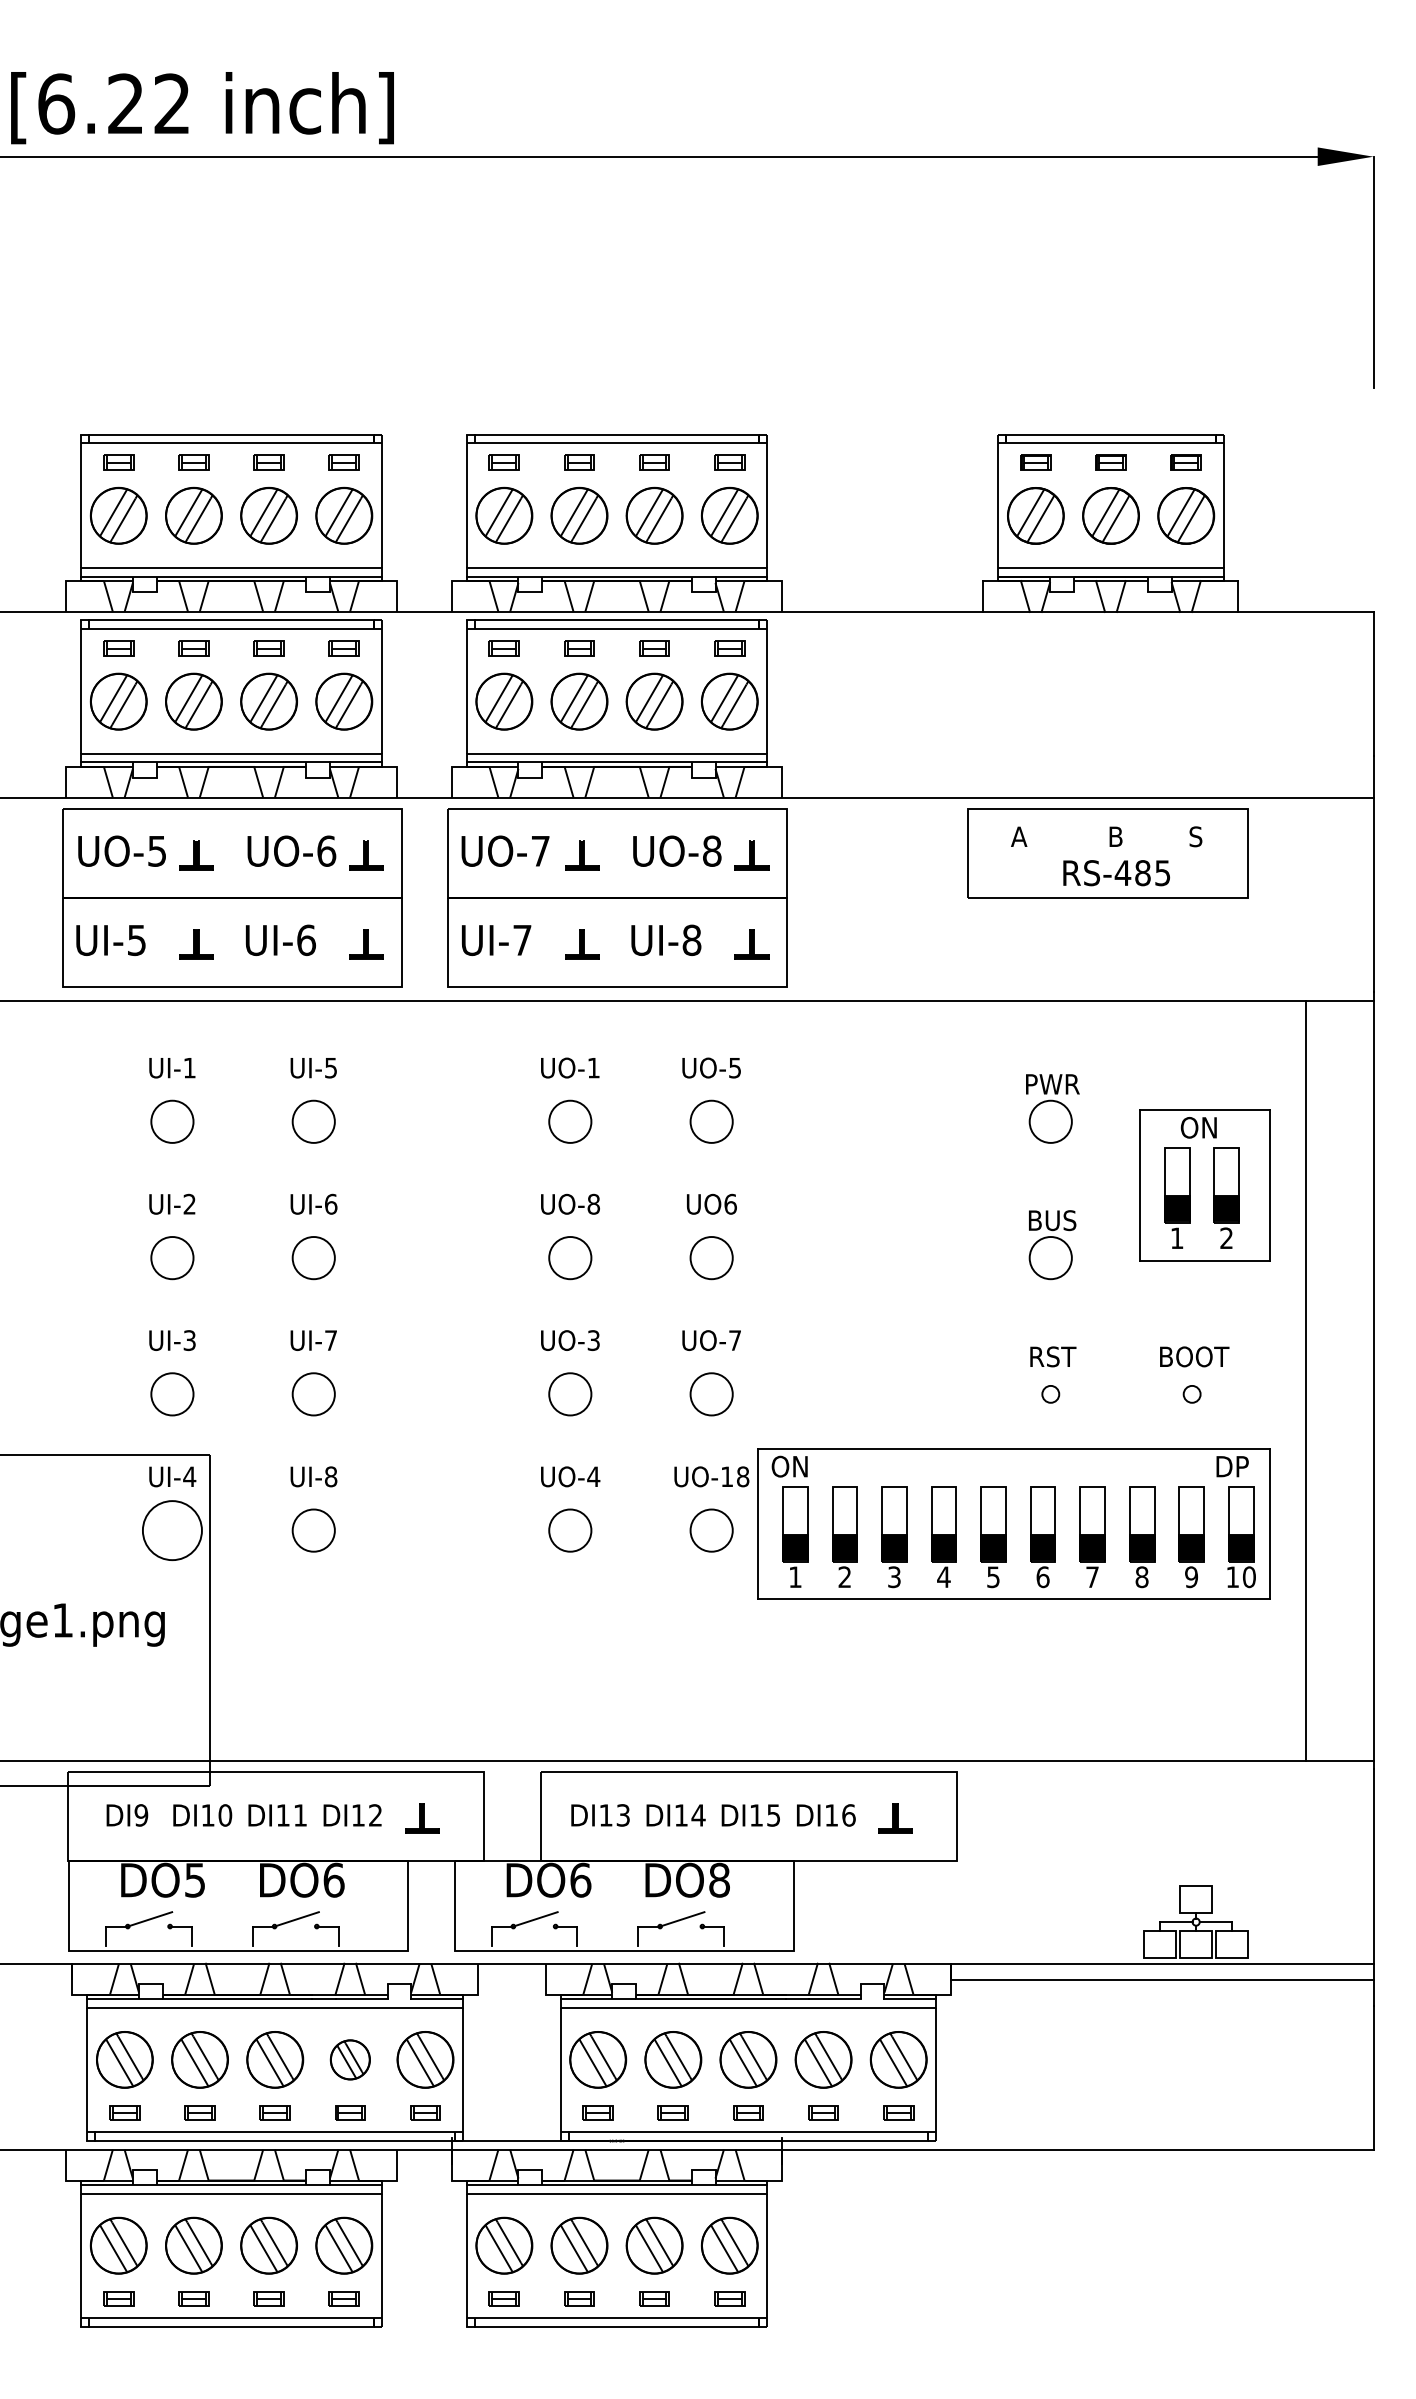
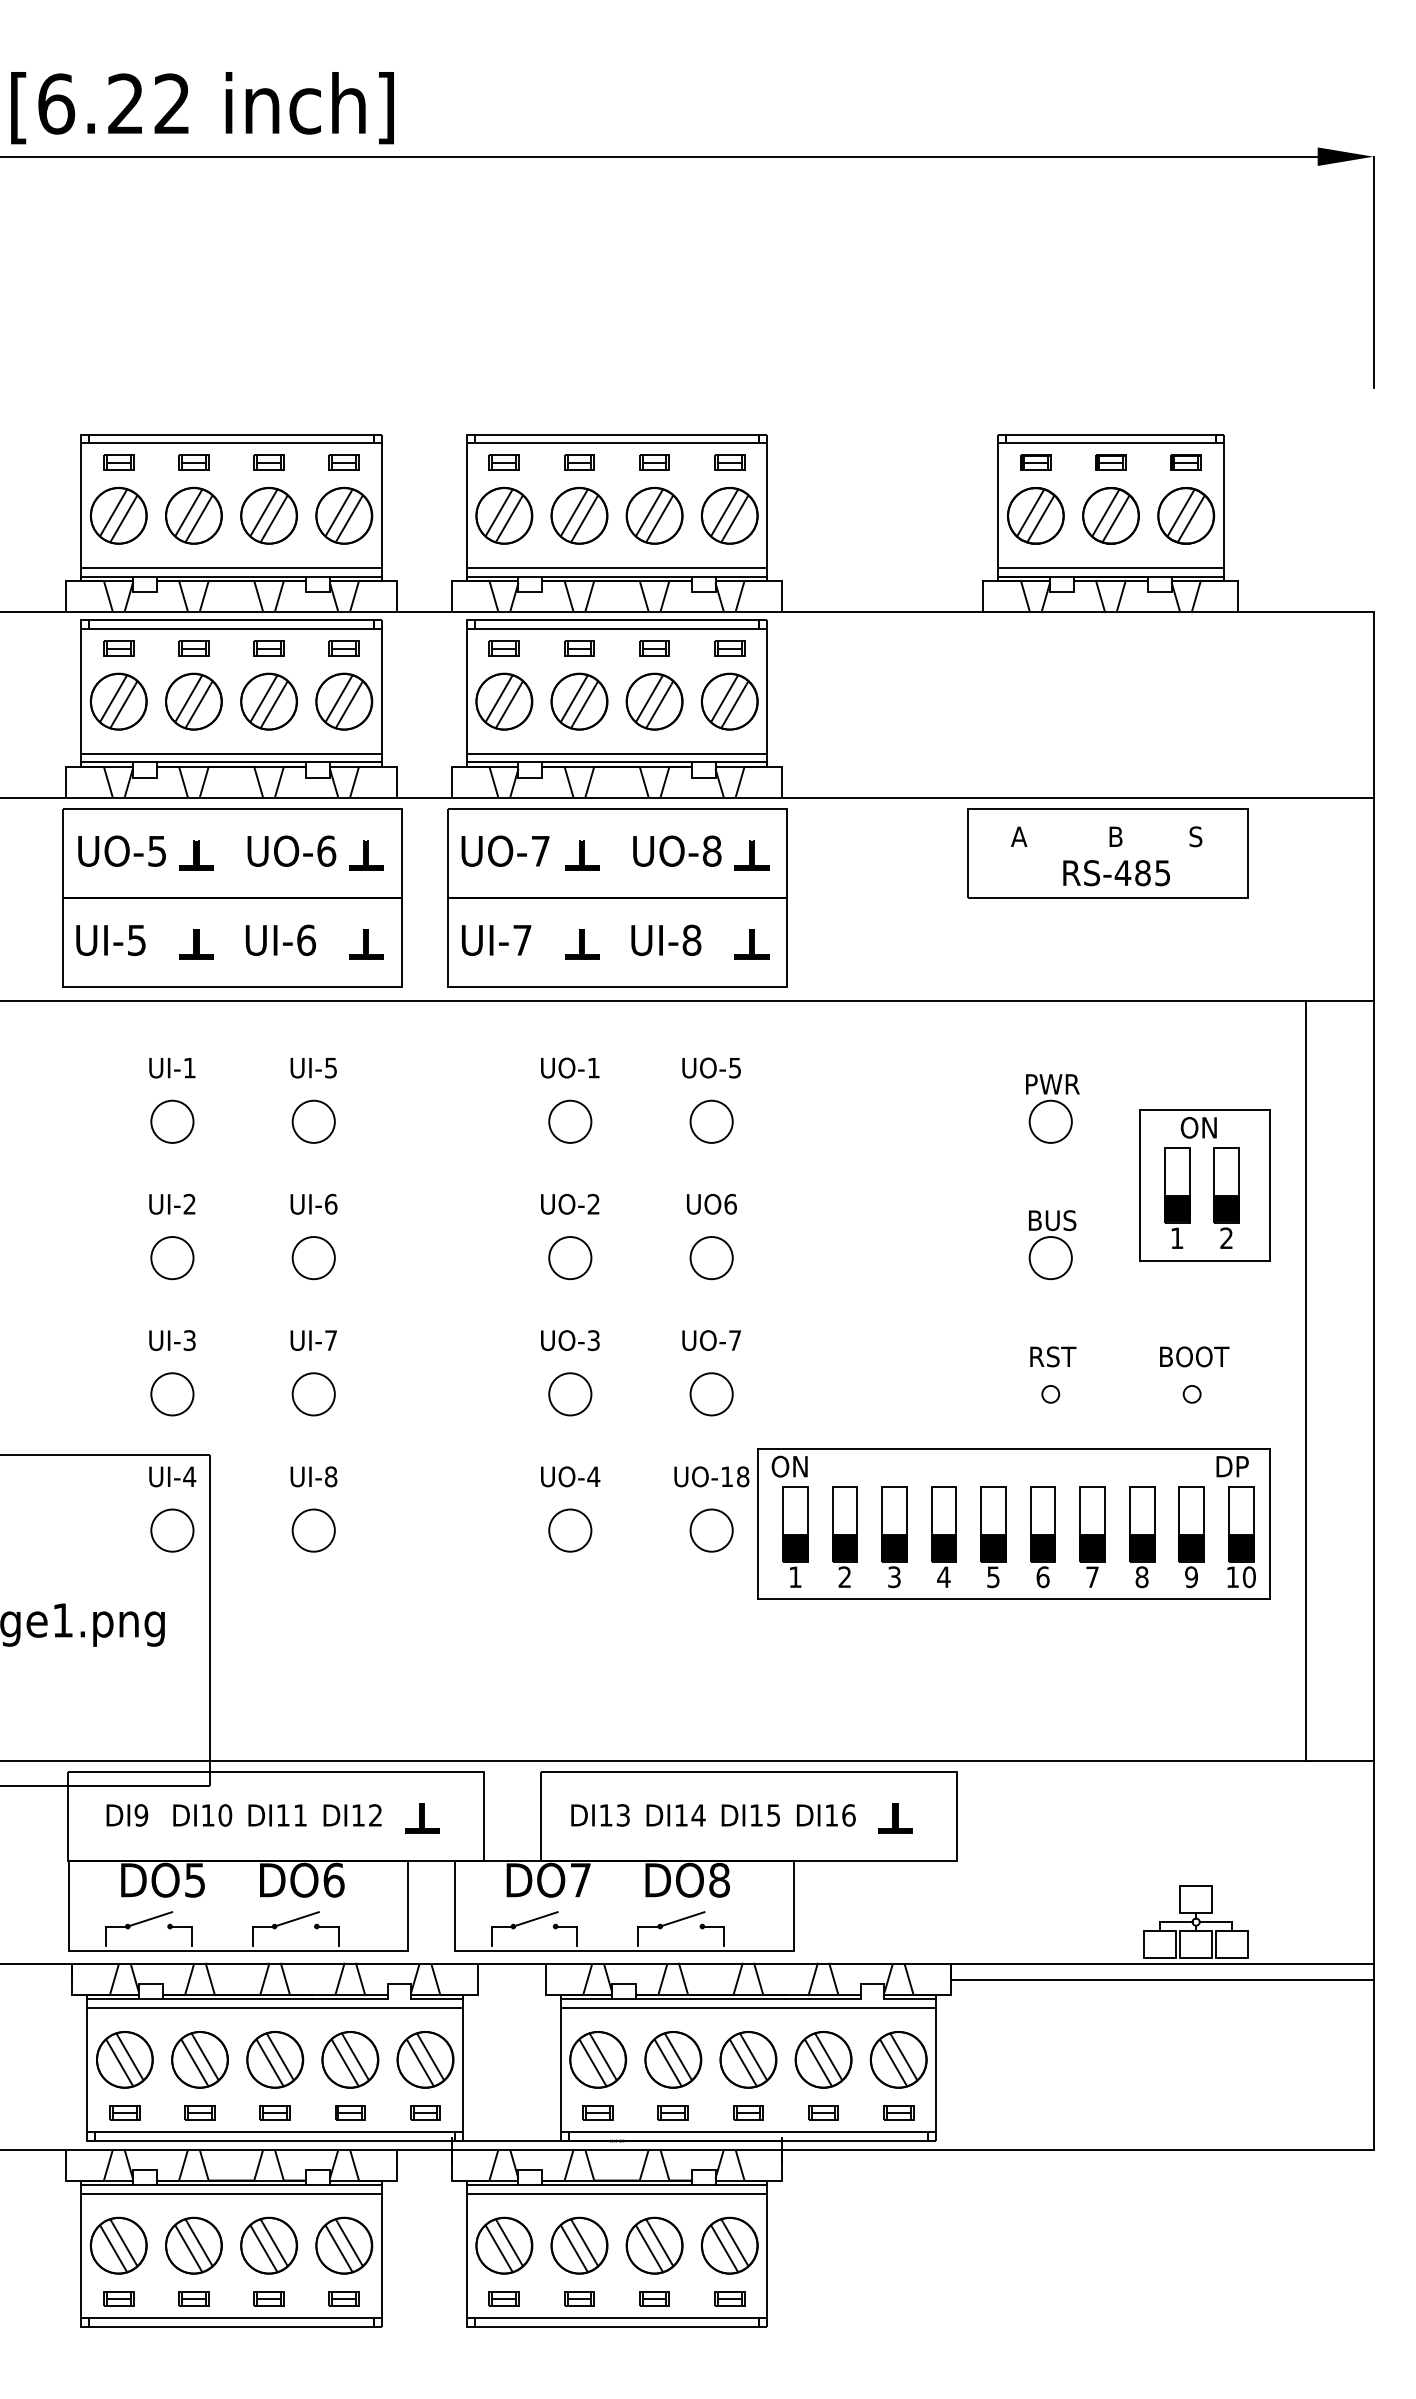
text: UO-8 -> UO-2 (593, 1204)
circle diameter: 59 px -> 42 px (172, 1530)
text: DO6 -> DO7 (580, 1879)
part size: 42x42 px -> 59x58 px (350, 2059)
